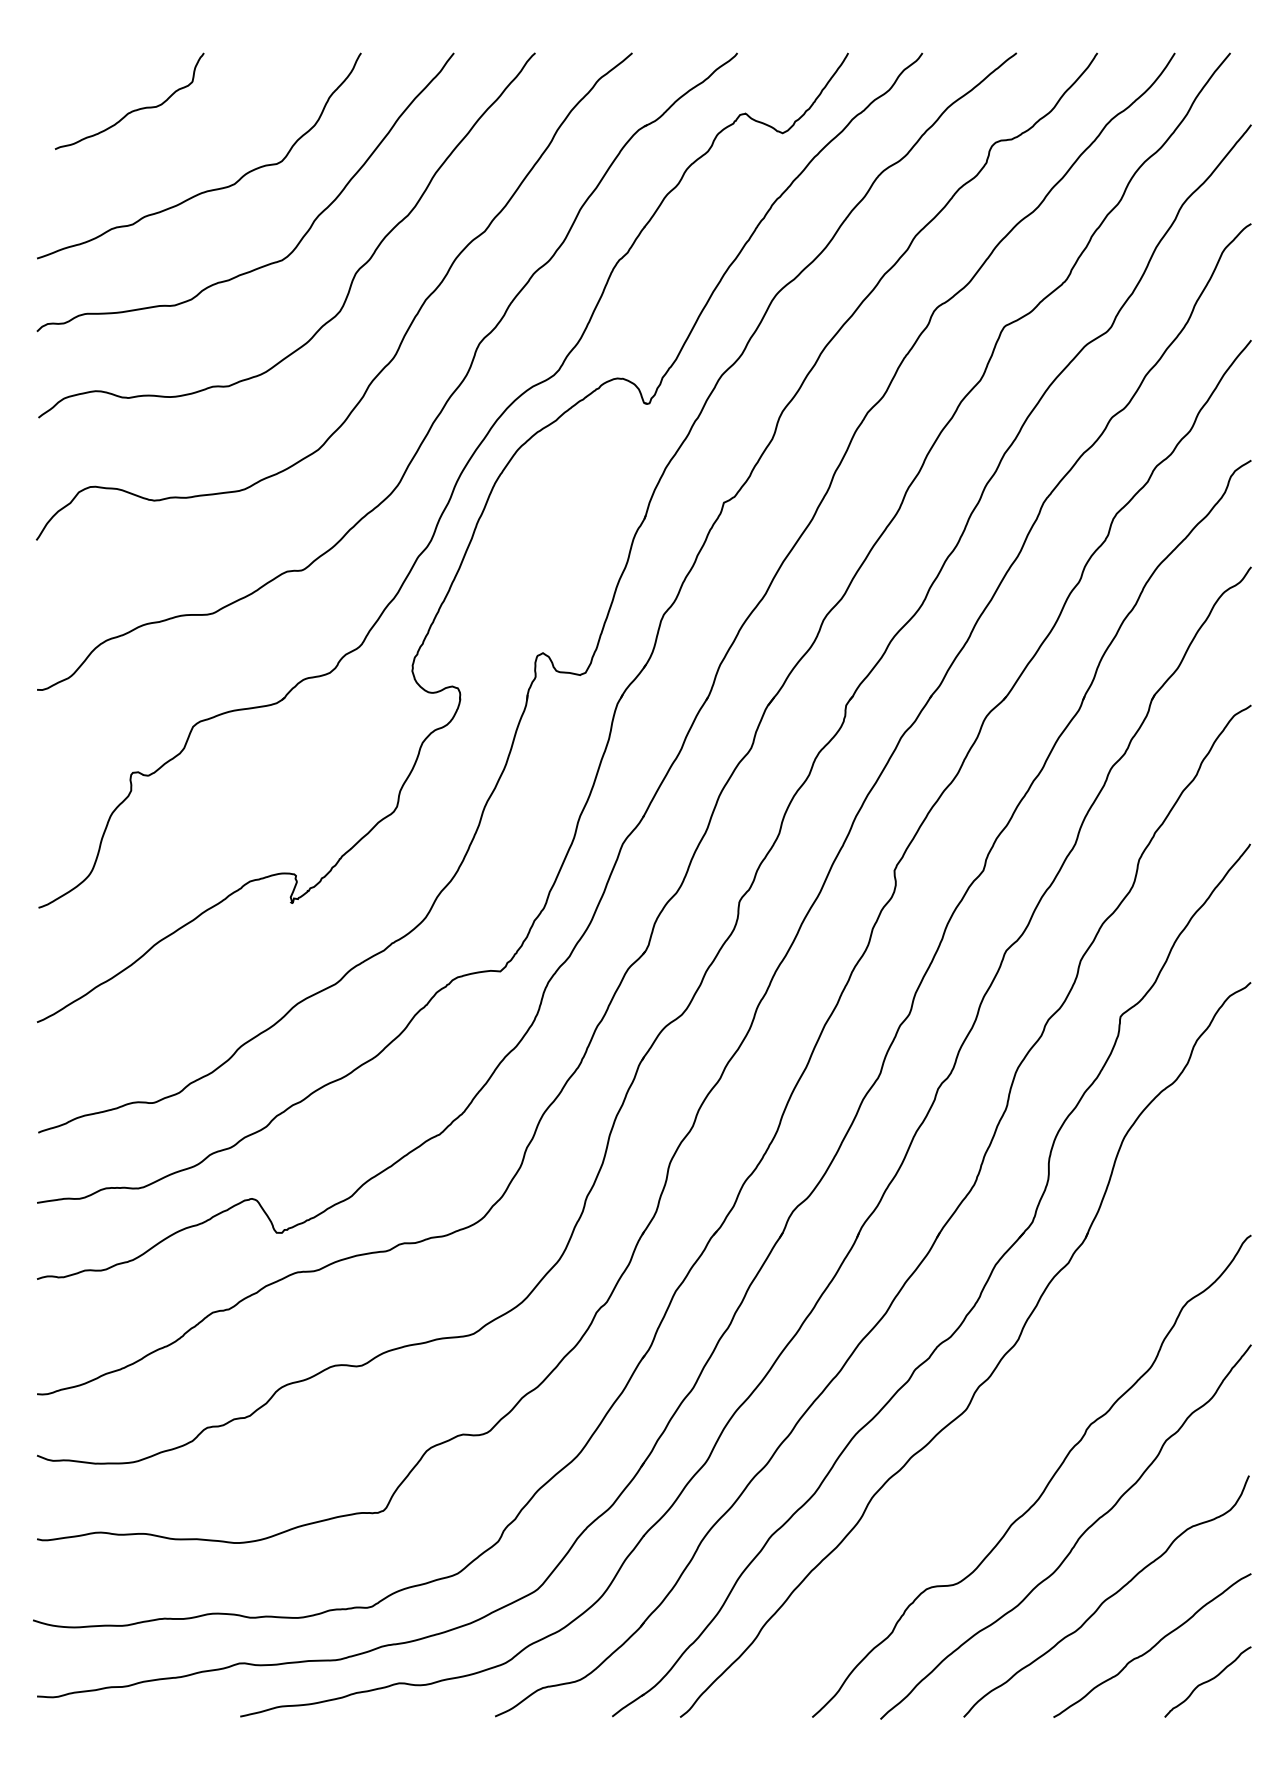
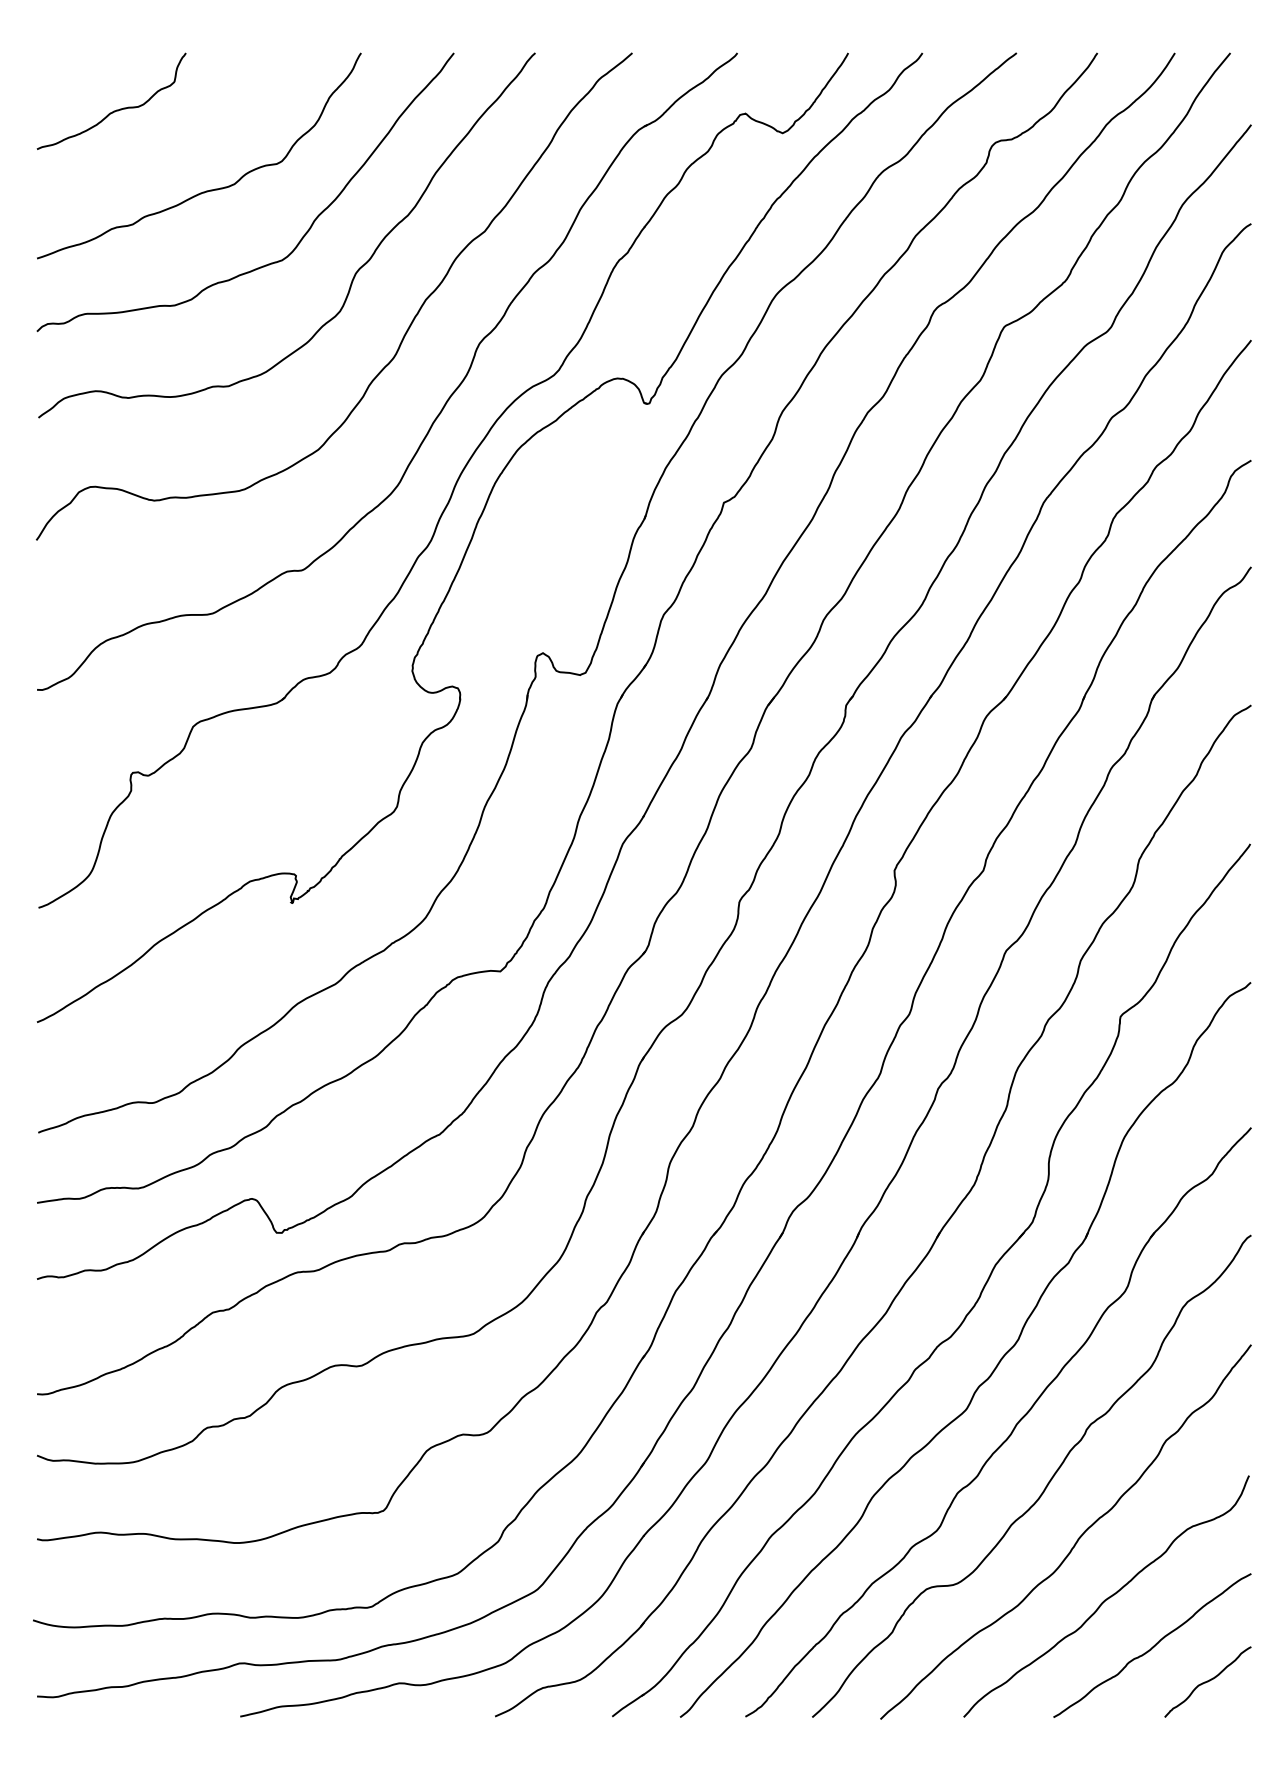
curve position: (131, 110) -> (113, 110) (113, 110)
part: none -> present (1012, 1429)
